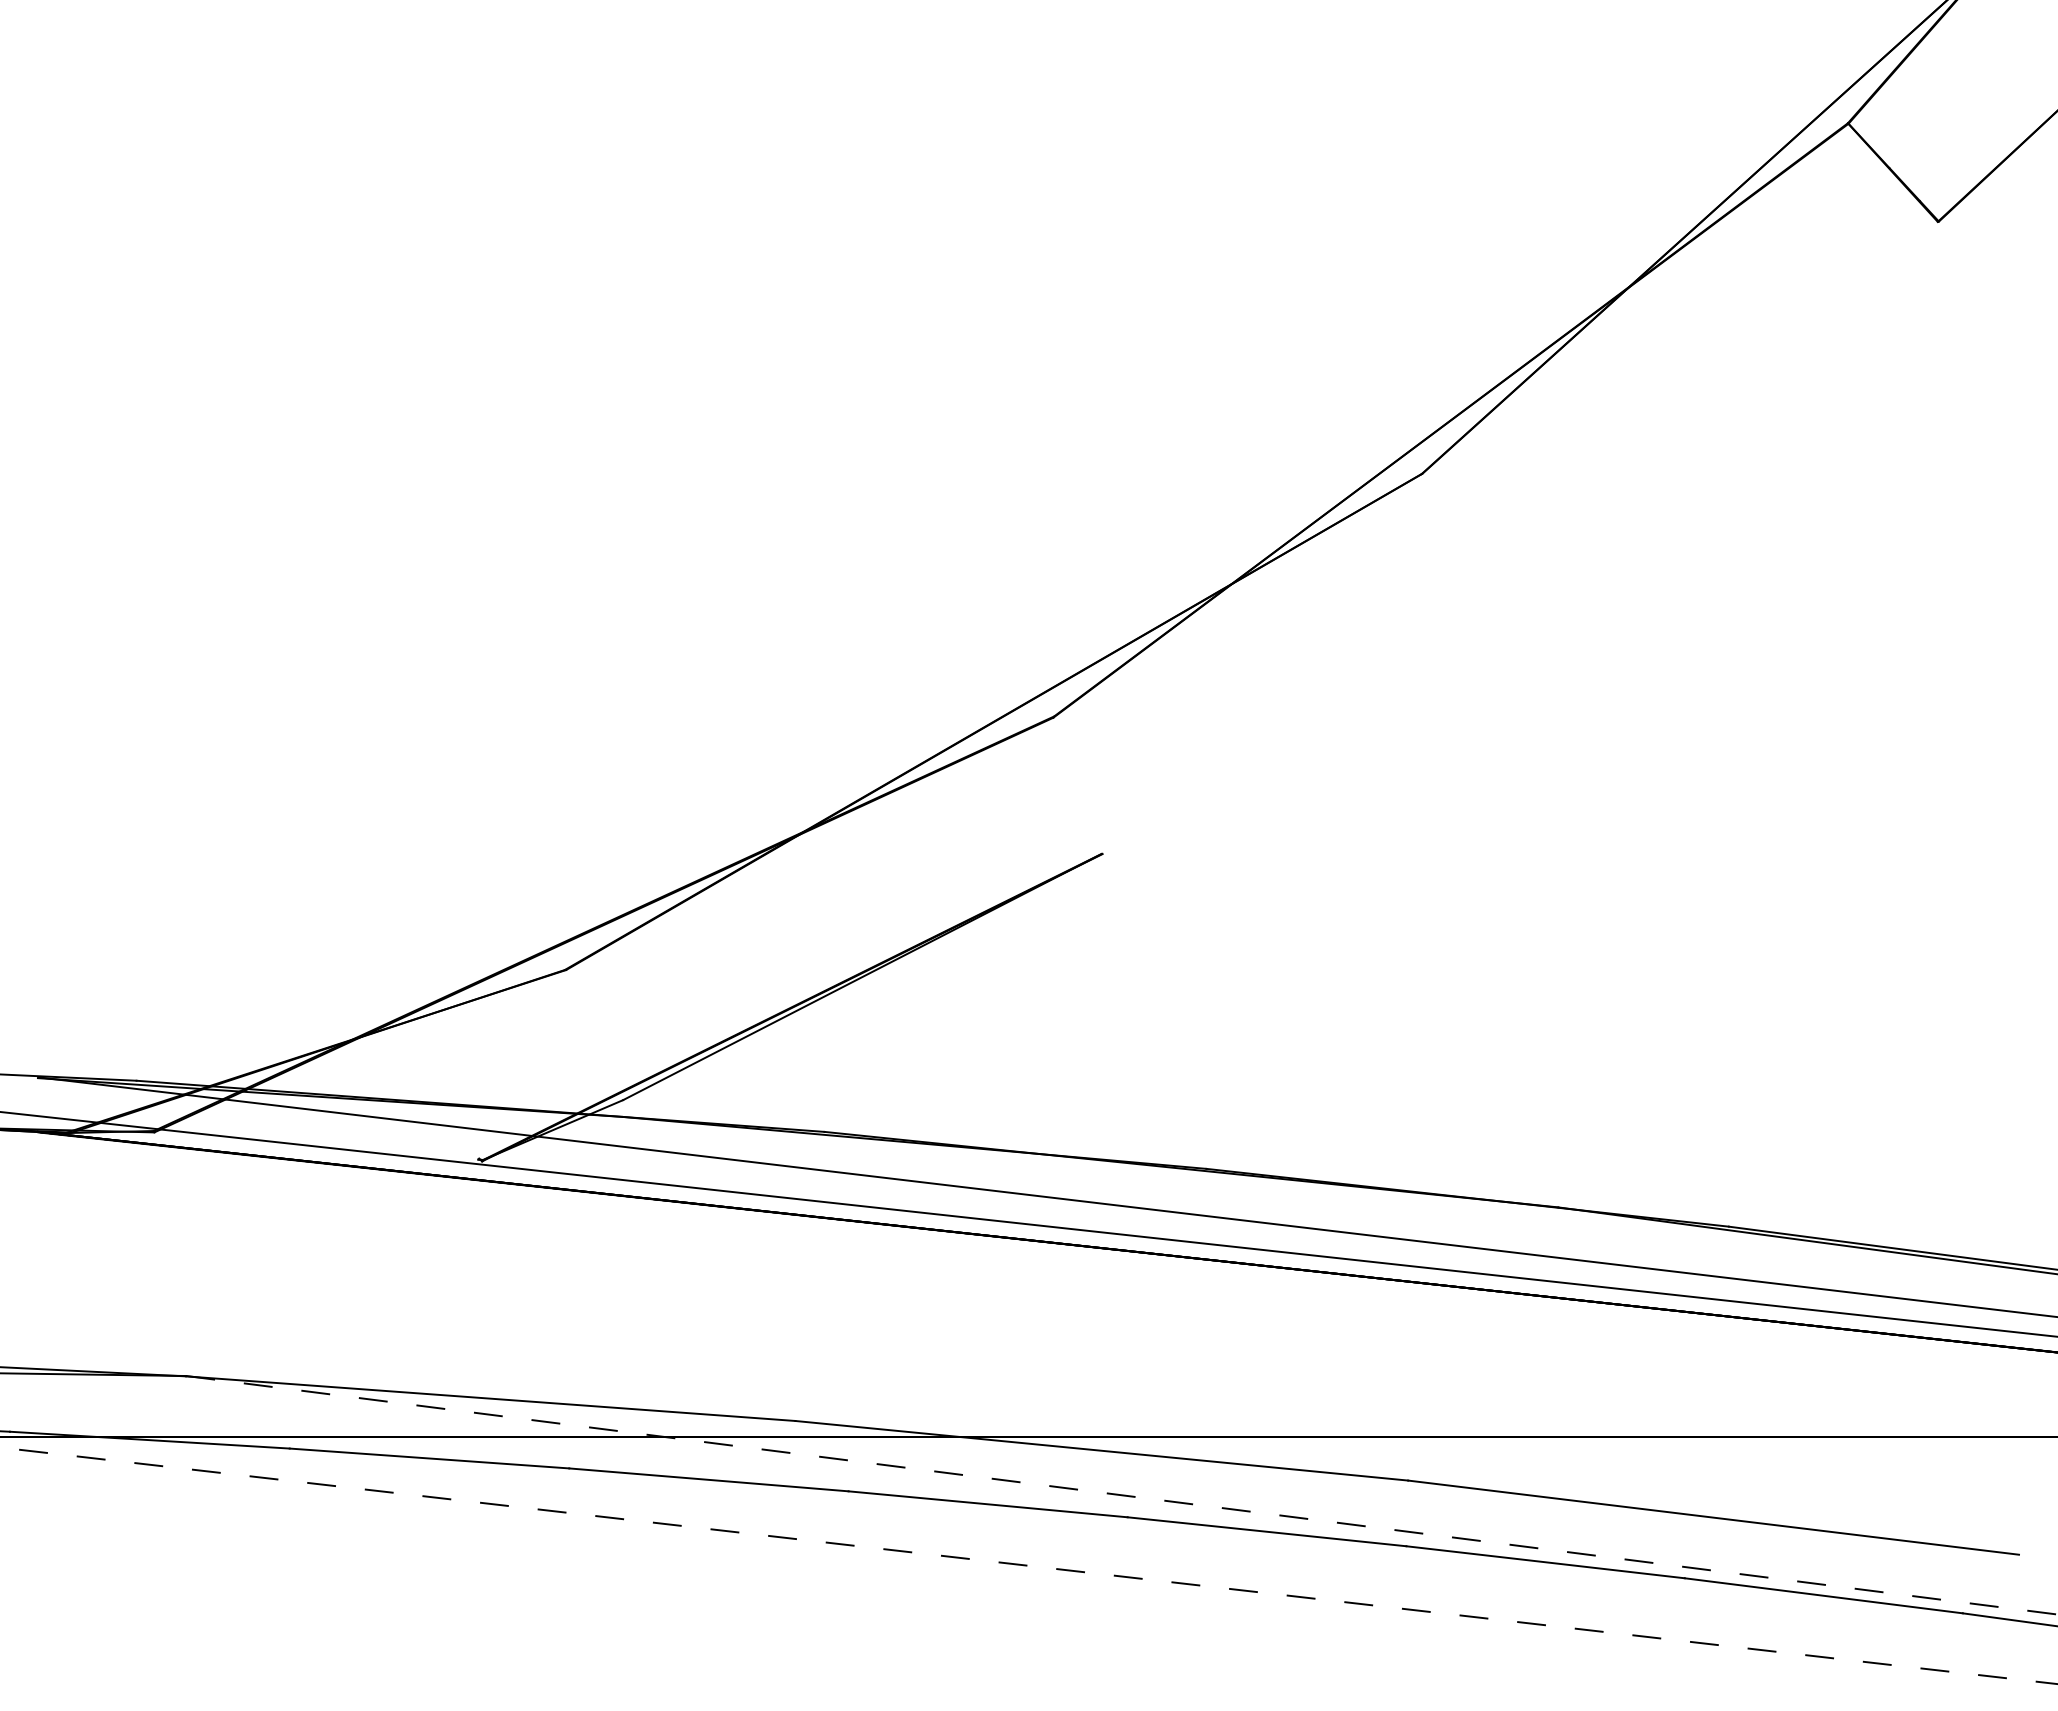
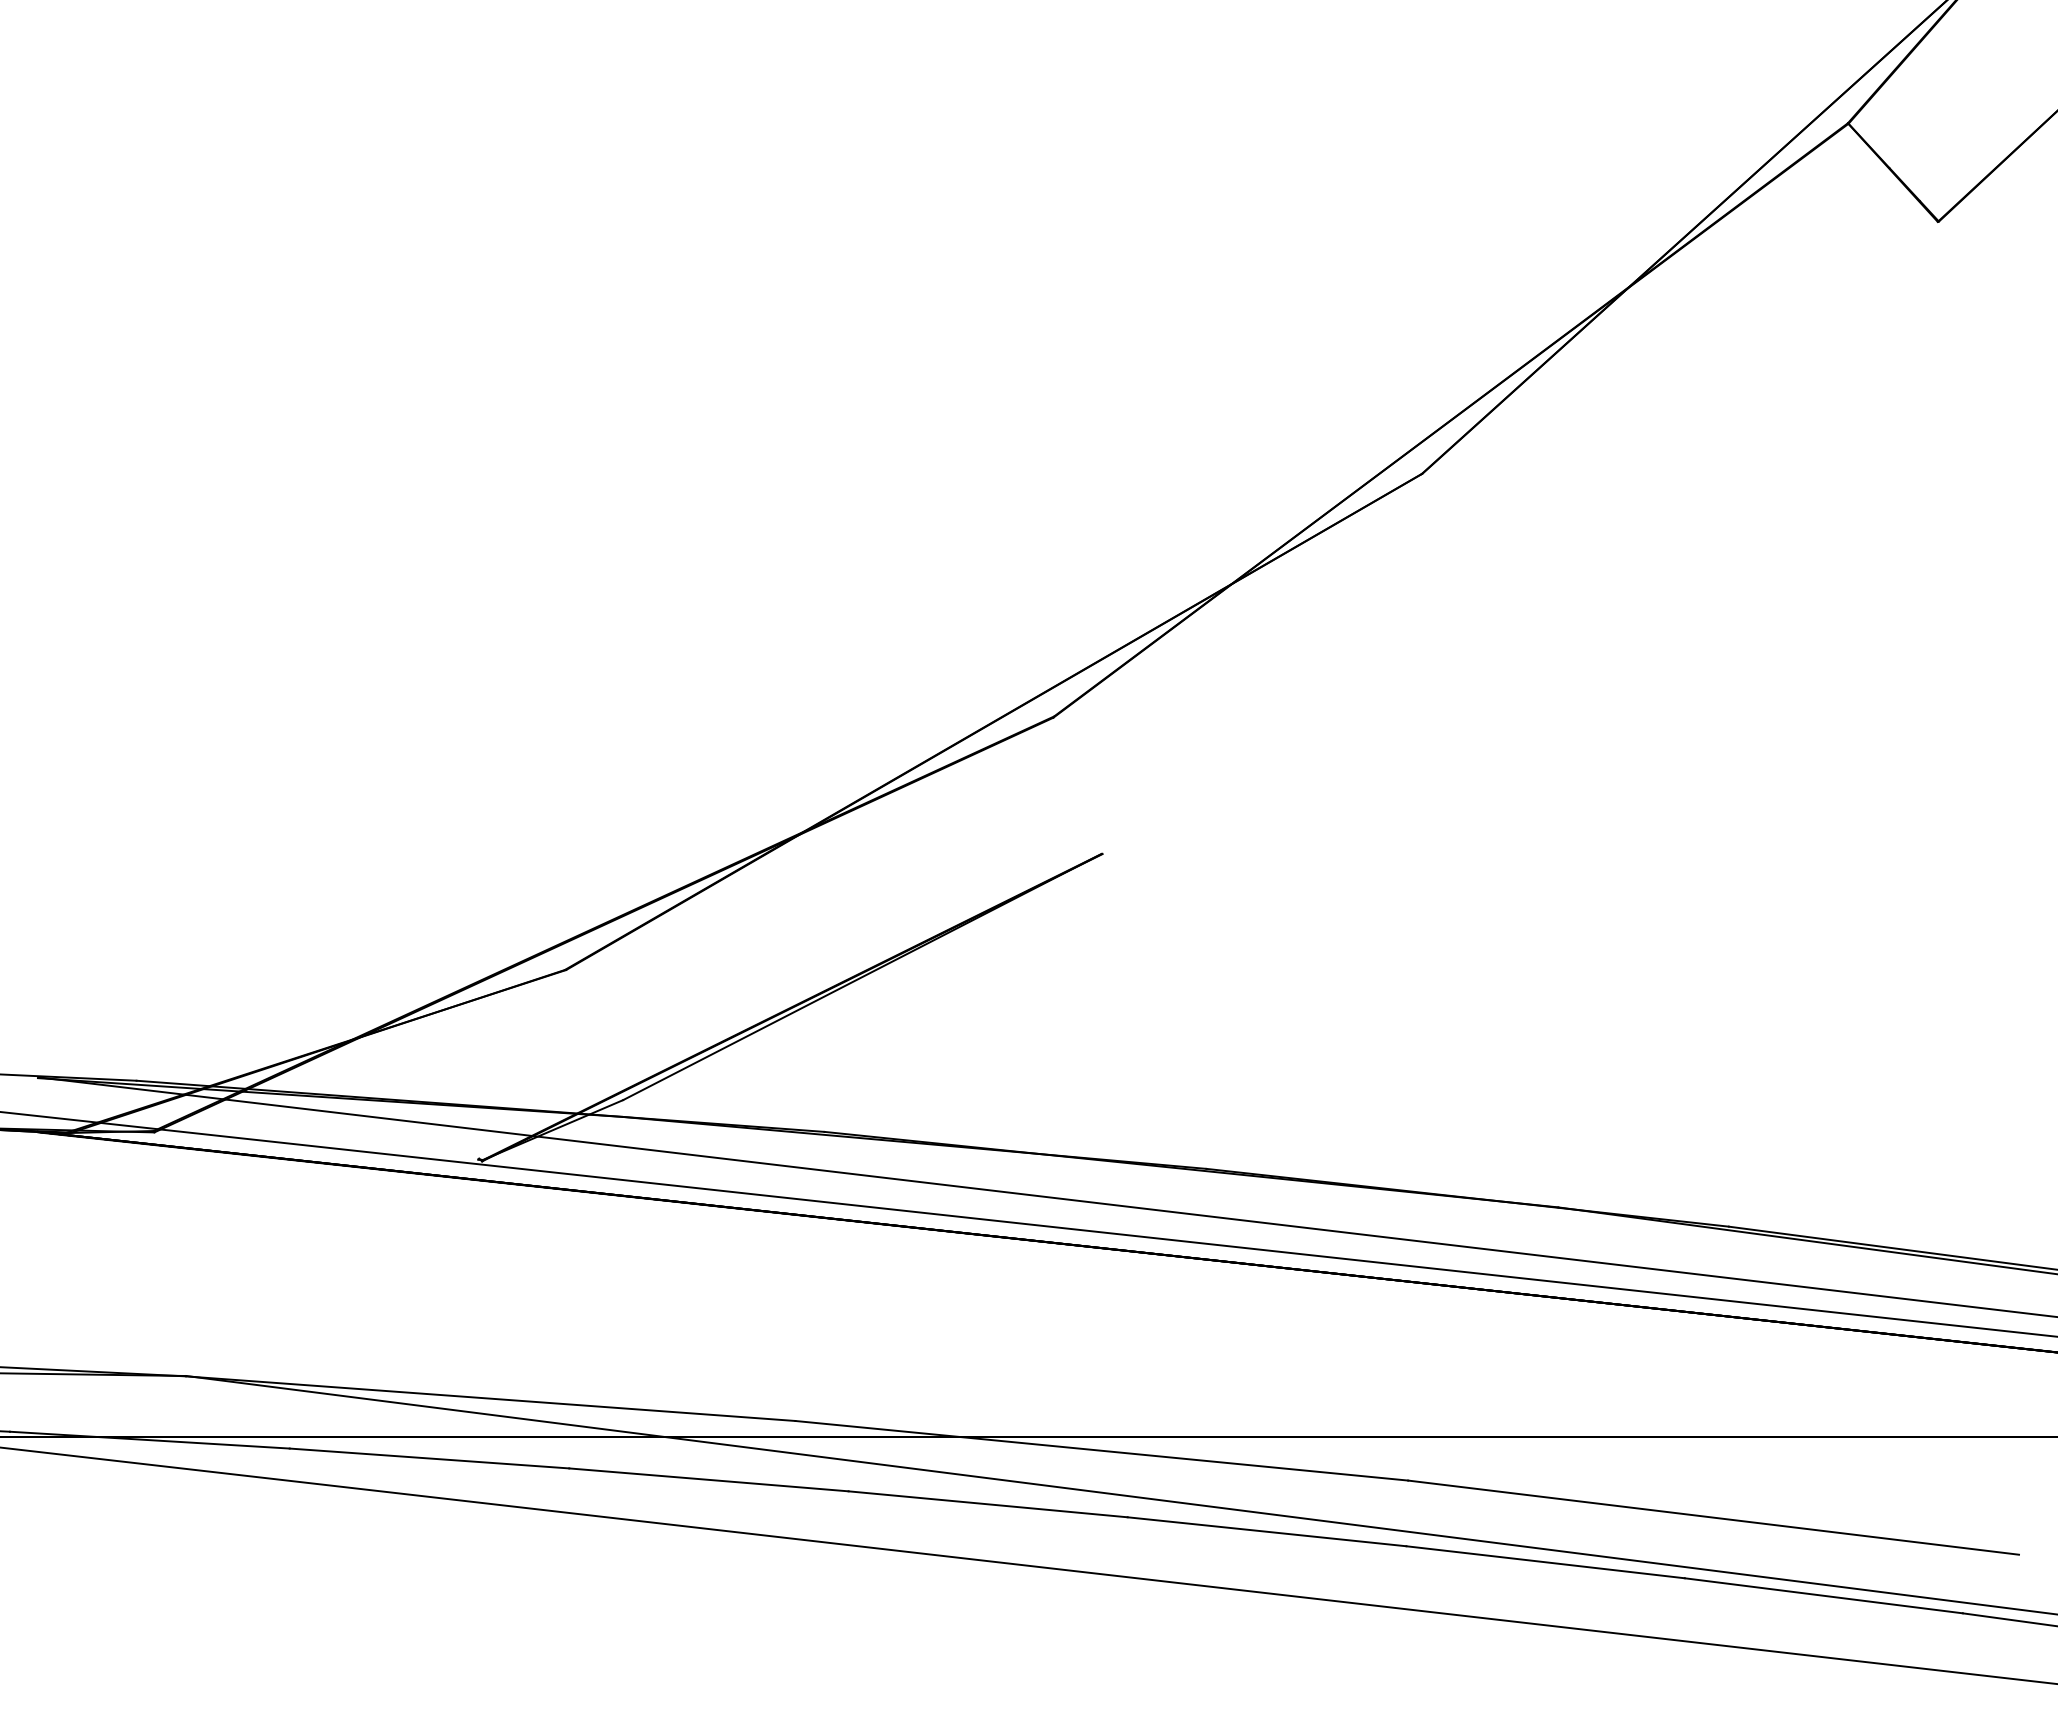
line: dashed -> solid (1122, 1495)
line: dashed -> solid (1029, 1565)
